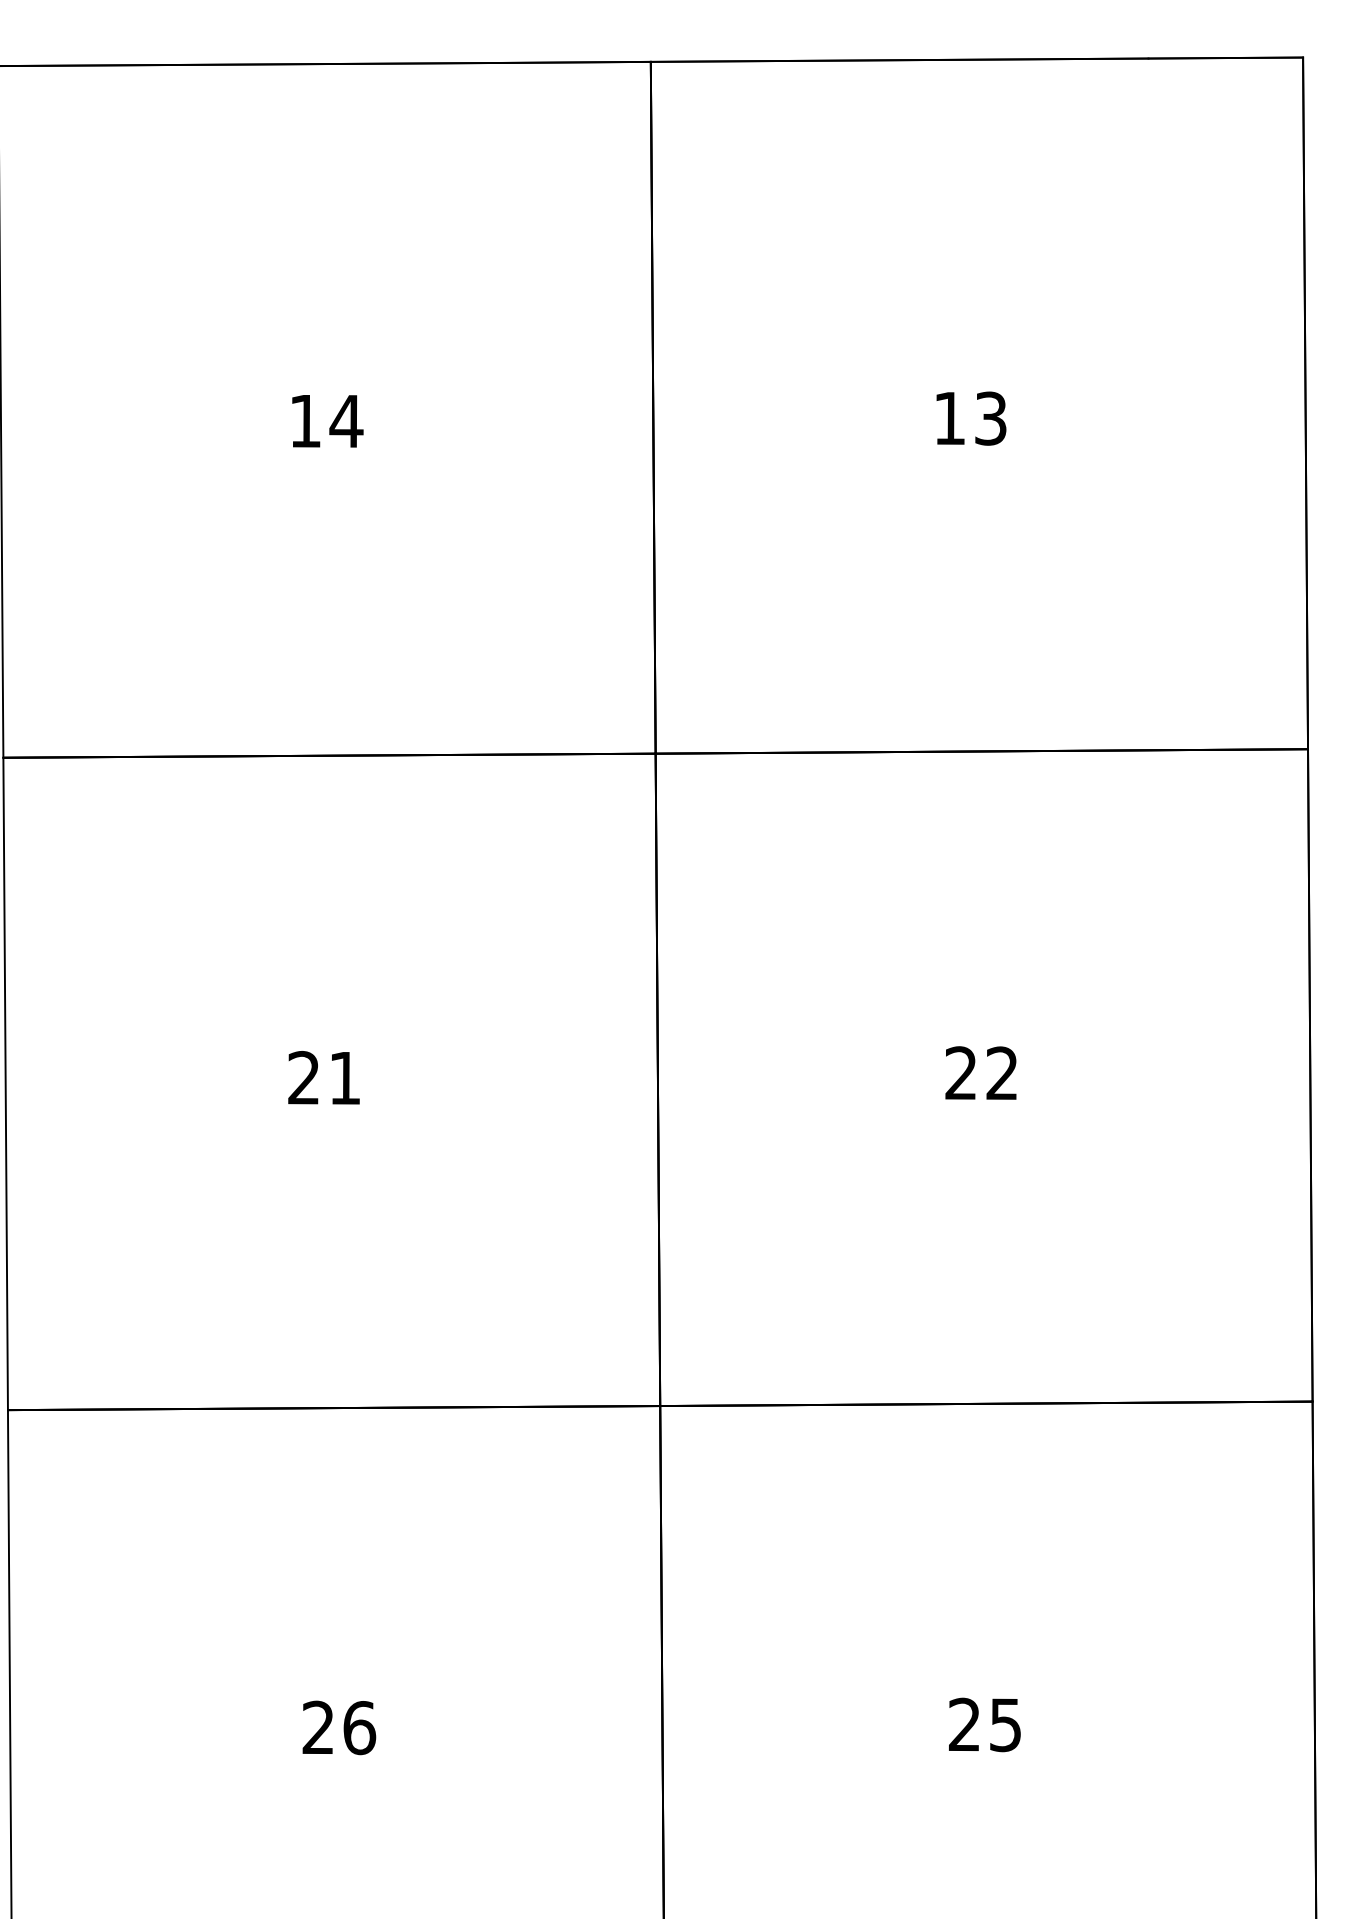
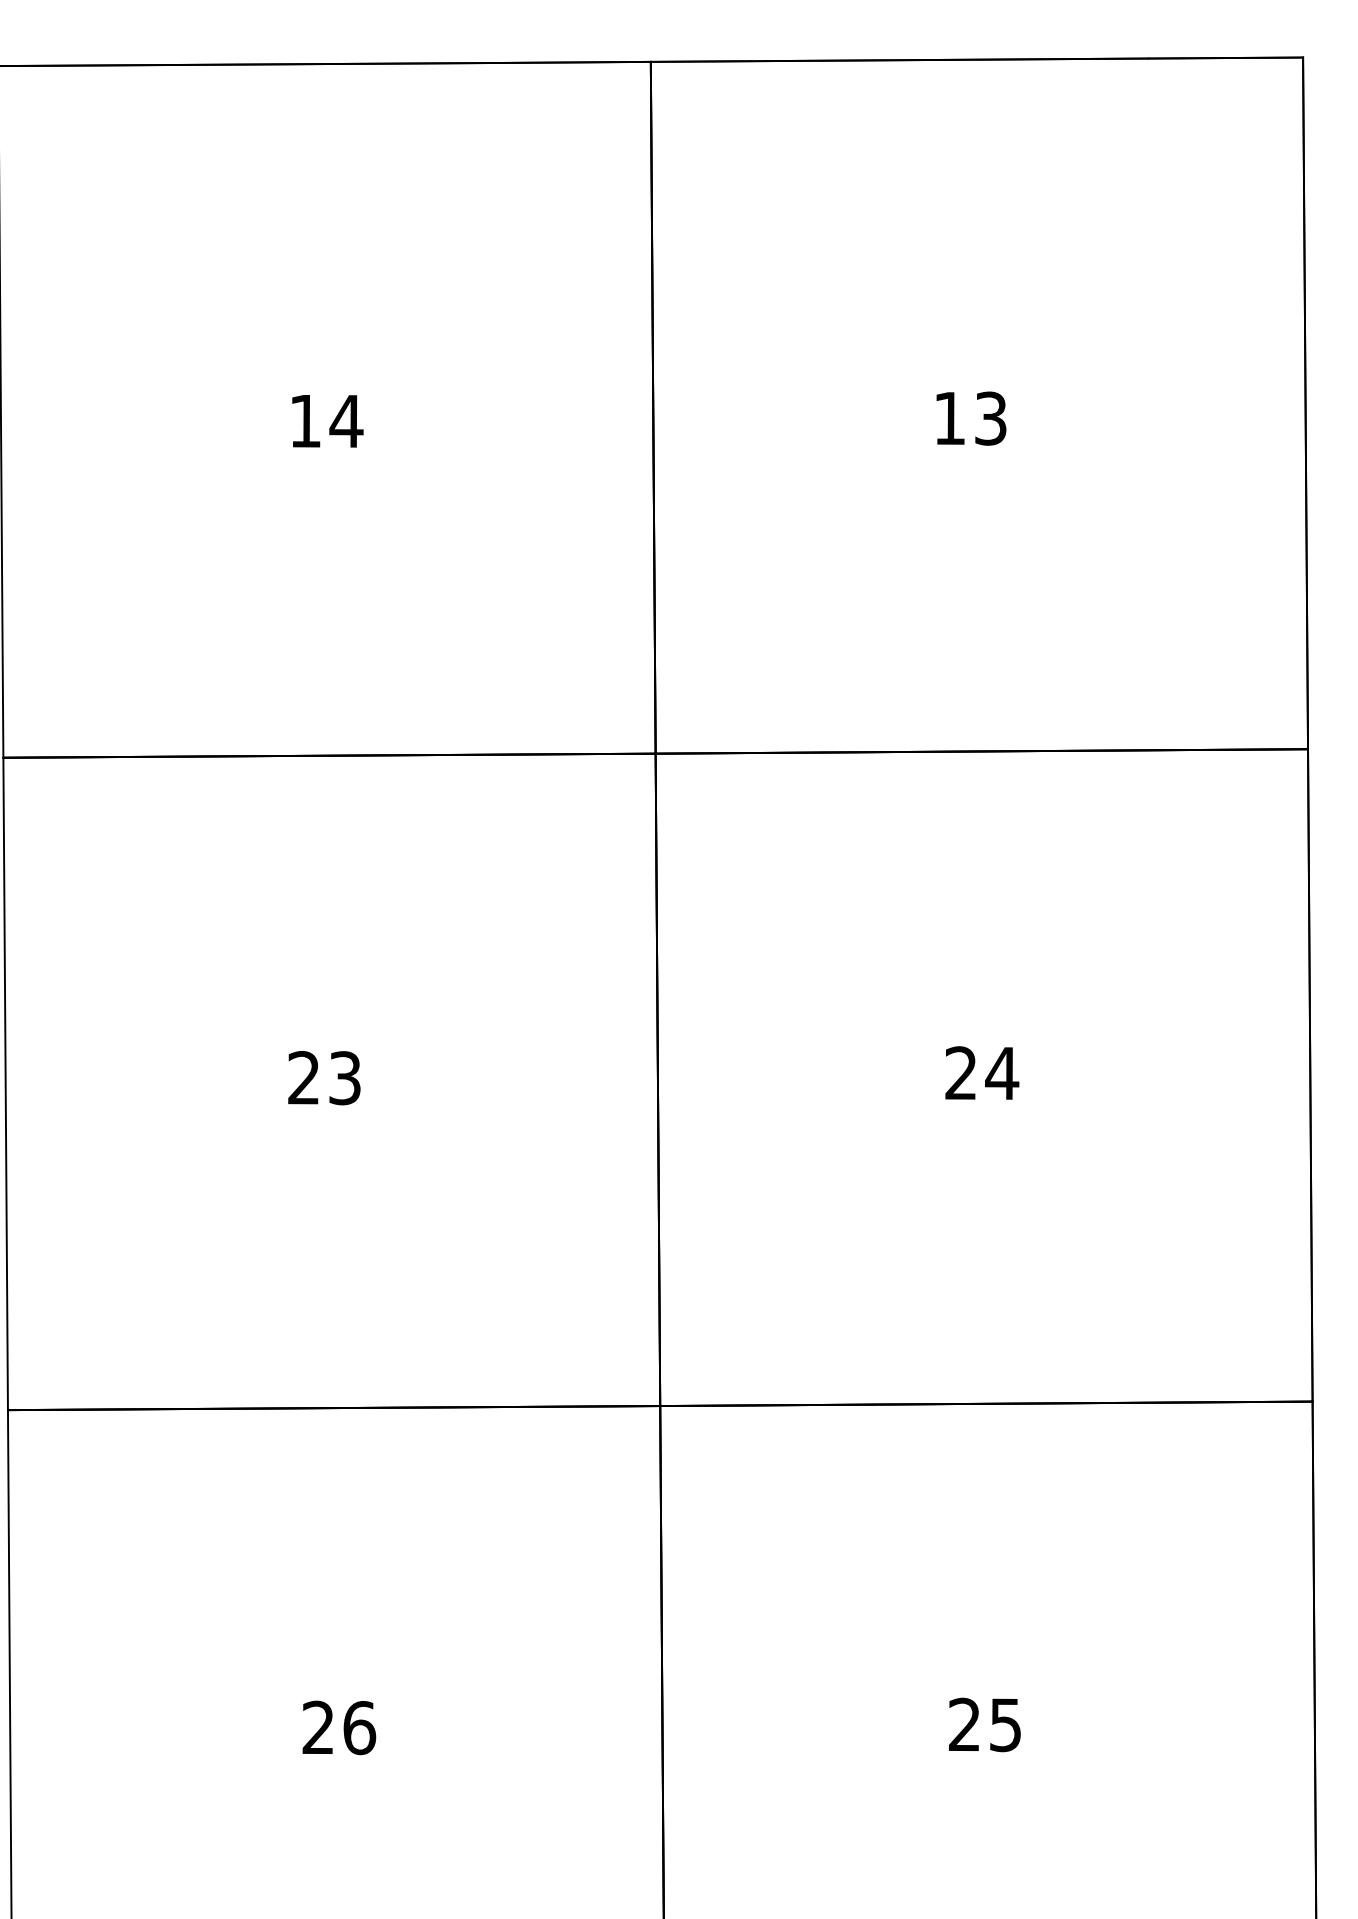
text: 22 -> 24 (1002, 1072)
text: 21 -> 23 (344, 1078)
